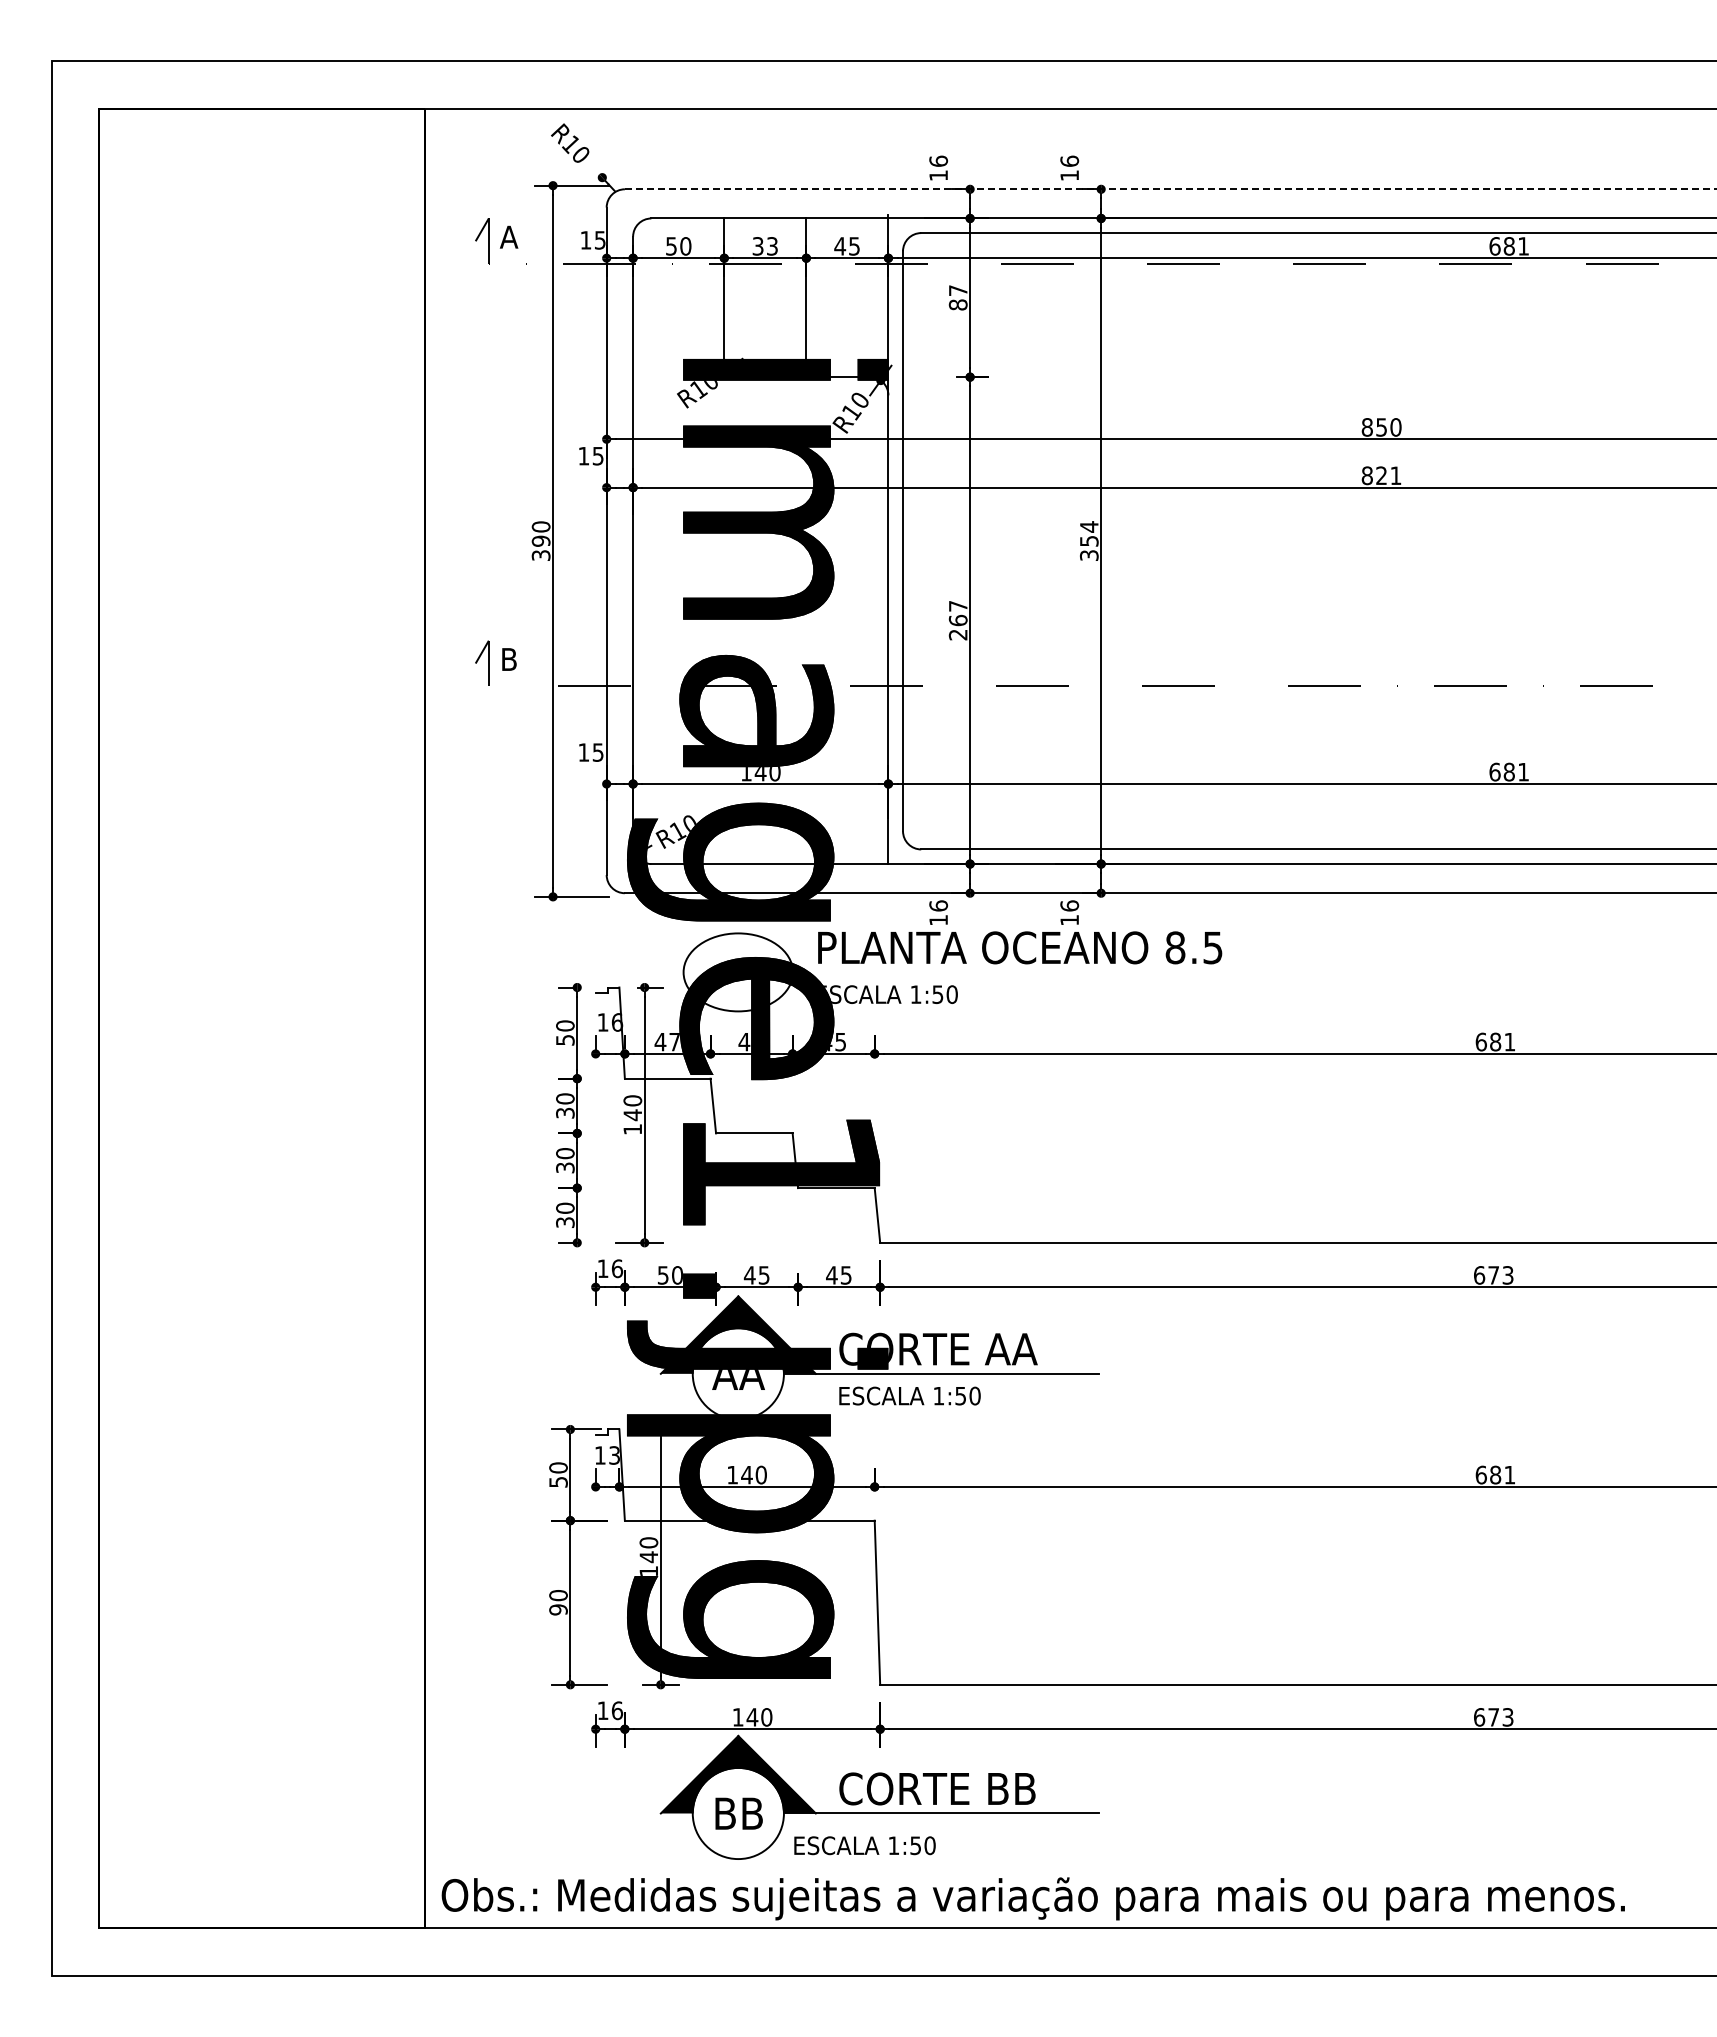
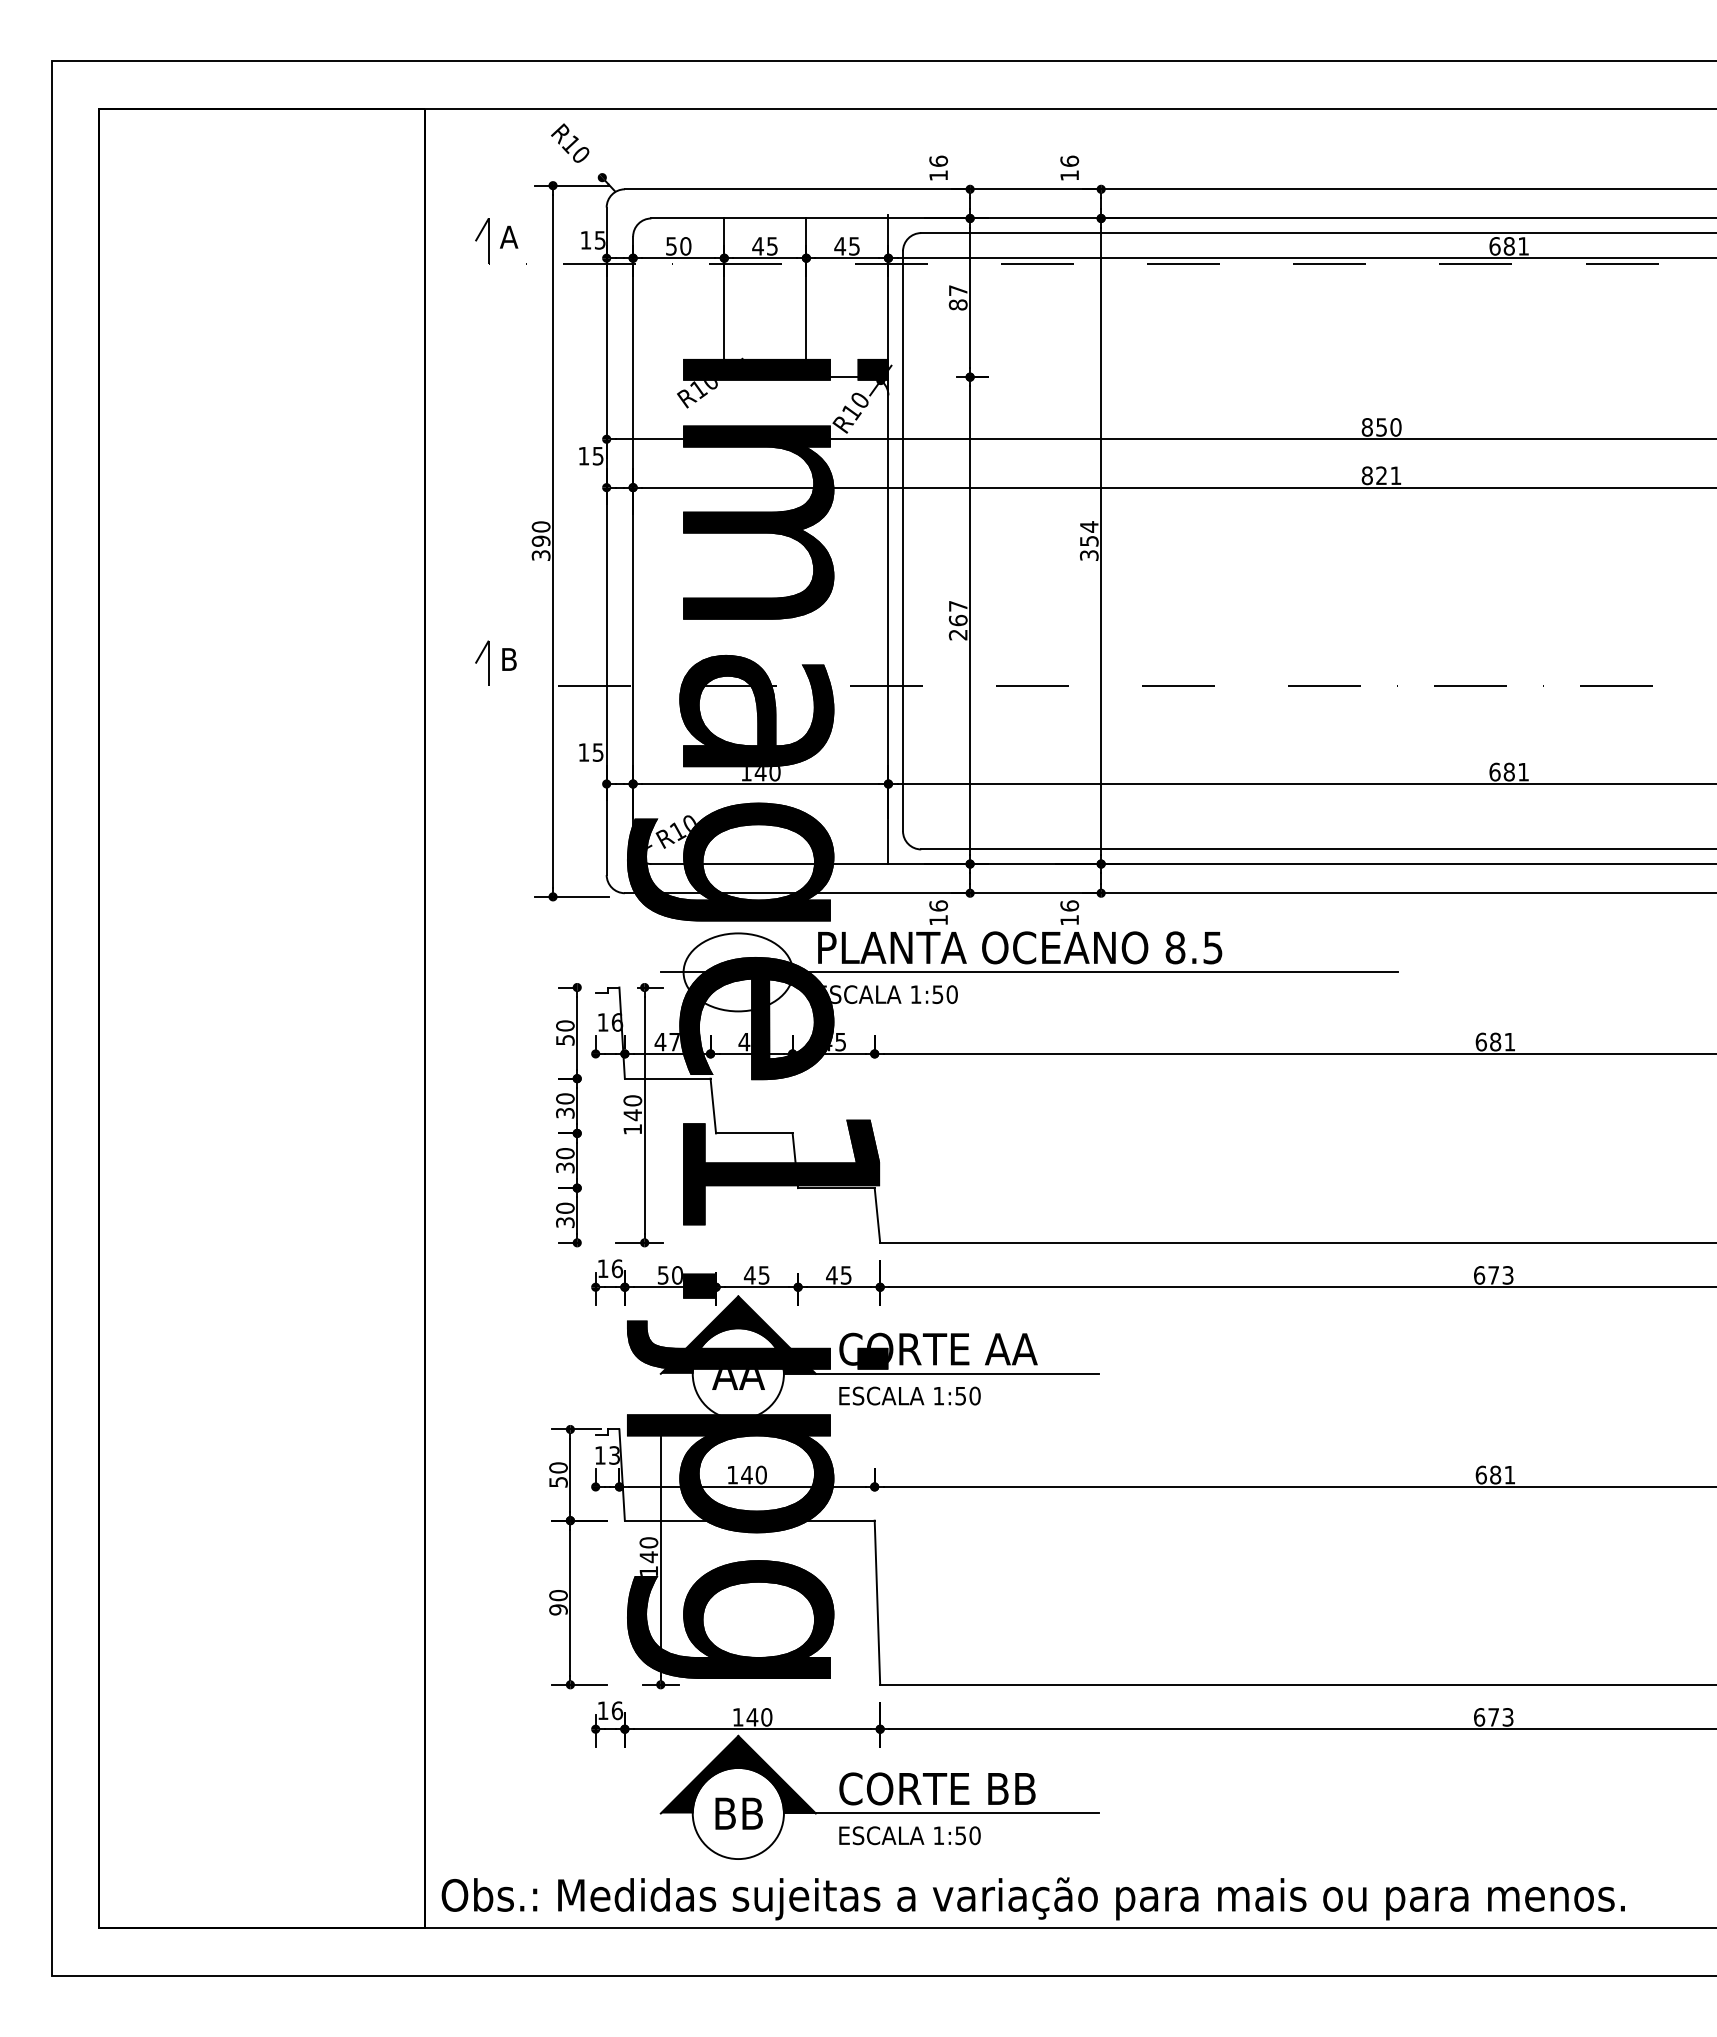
line: dashed -> solid (1170, 189)
text: 33 -> 45 (764, 246)
line: none -> present (1029, 972)
text position: (864, 1845) -> (909, 1835) (909, 1835)
